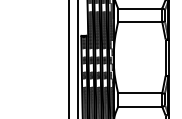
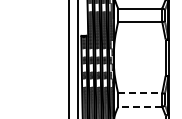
line: solid -> dashed (140, 93)
line: solid -> dashed (139, 106)
